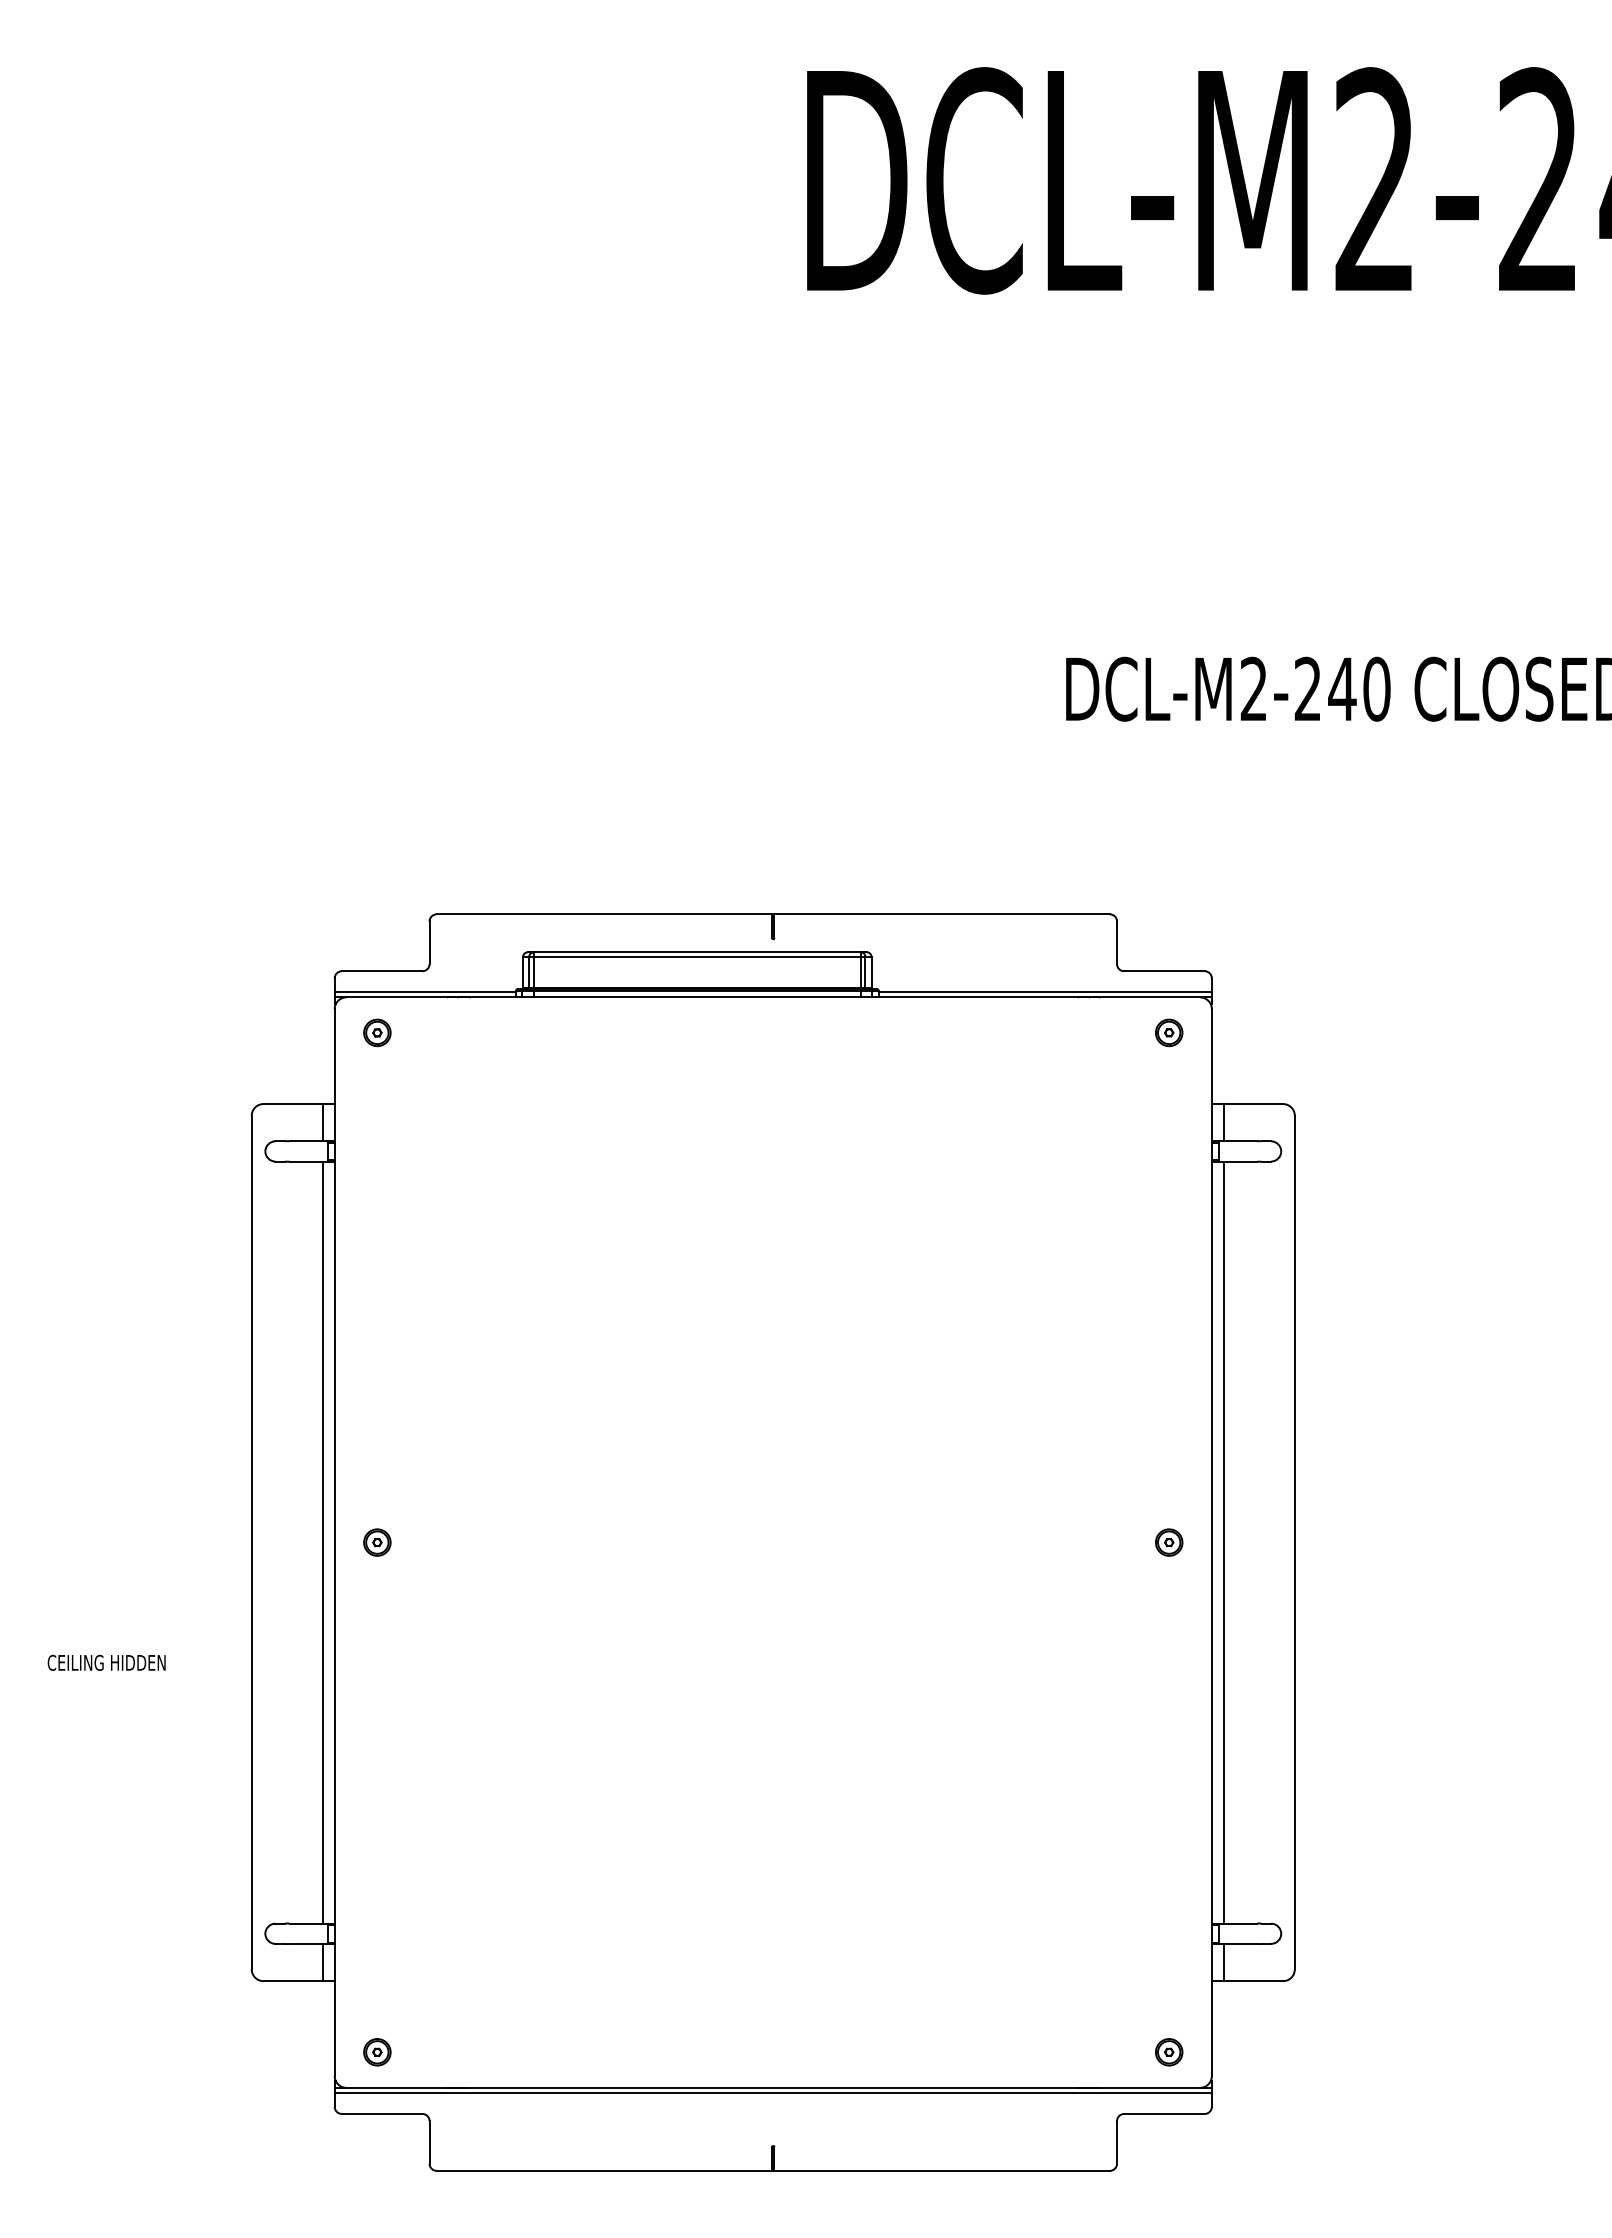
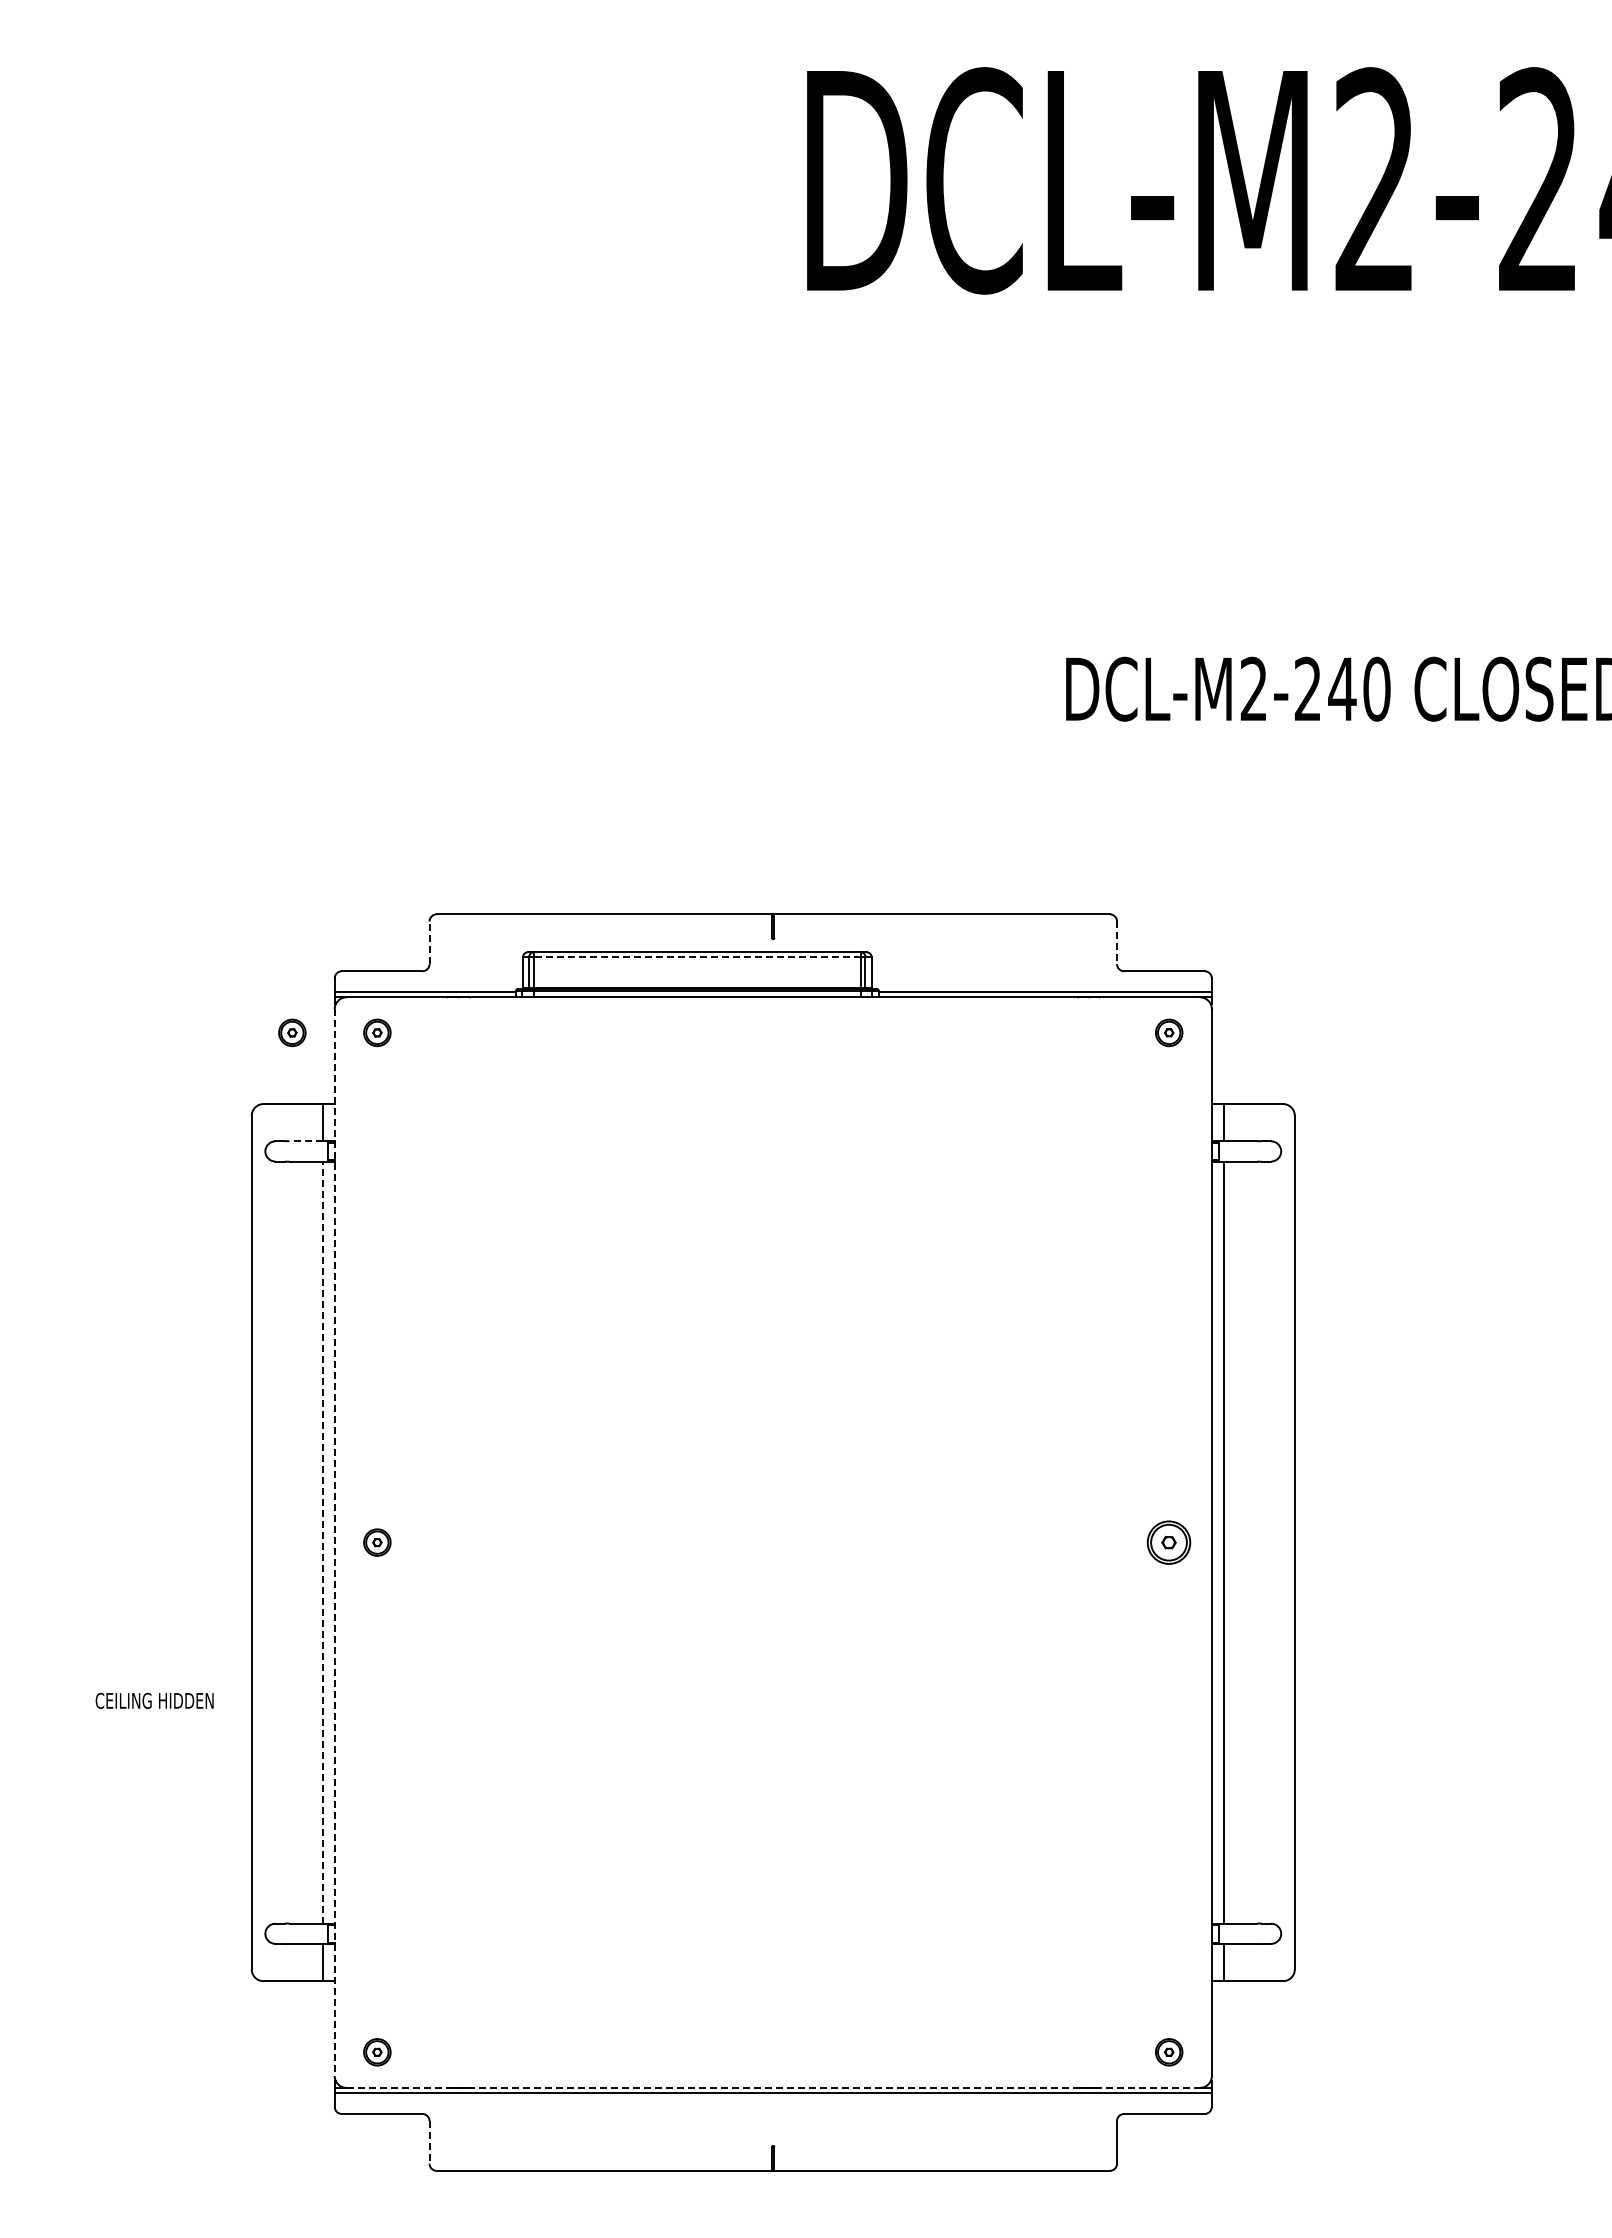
line: solid -> dashed (429, 942)
line: solid -> dashed (1117, 943)
line: solid -> dashed (697, 957)
part: none -> present (292, 1032)
line: solid -> dashed (306, 1141)
line: solid -> dashed (322, 1542)
part size: 29x29 px -> 46x45 px (1168, 1542)
line: solid -> dashed (334, 1543)
text position: (106, 1662) -> (154, 1700) (154, 1700)
line: solid -> dashed (773, 2087)
line: solid -> dashed (429, 2142)
